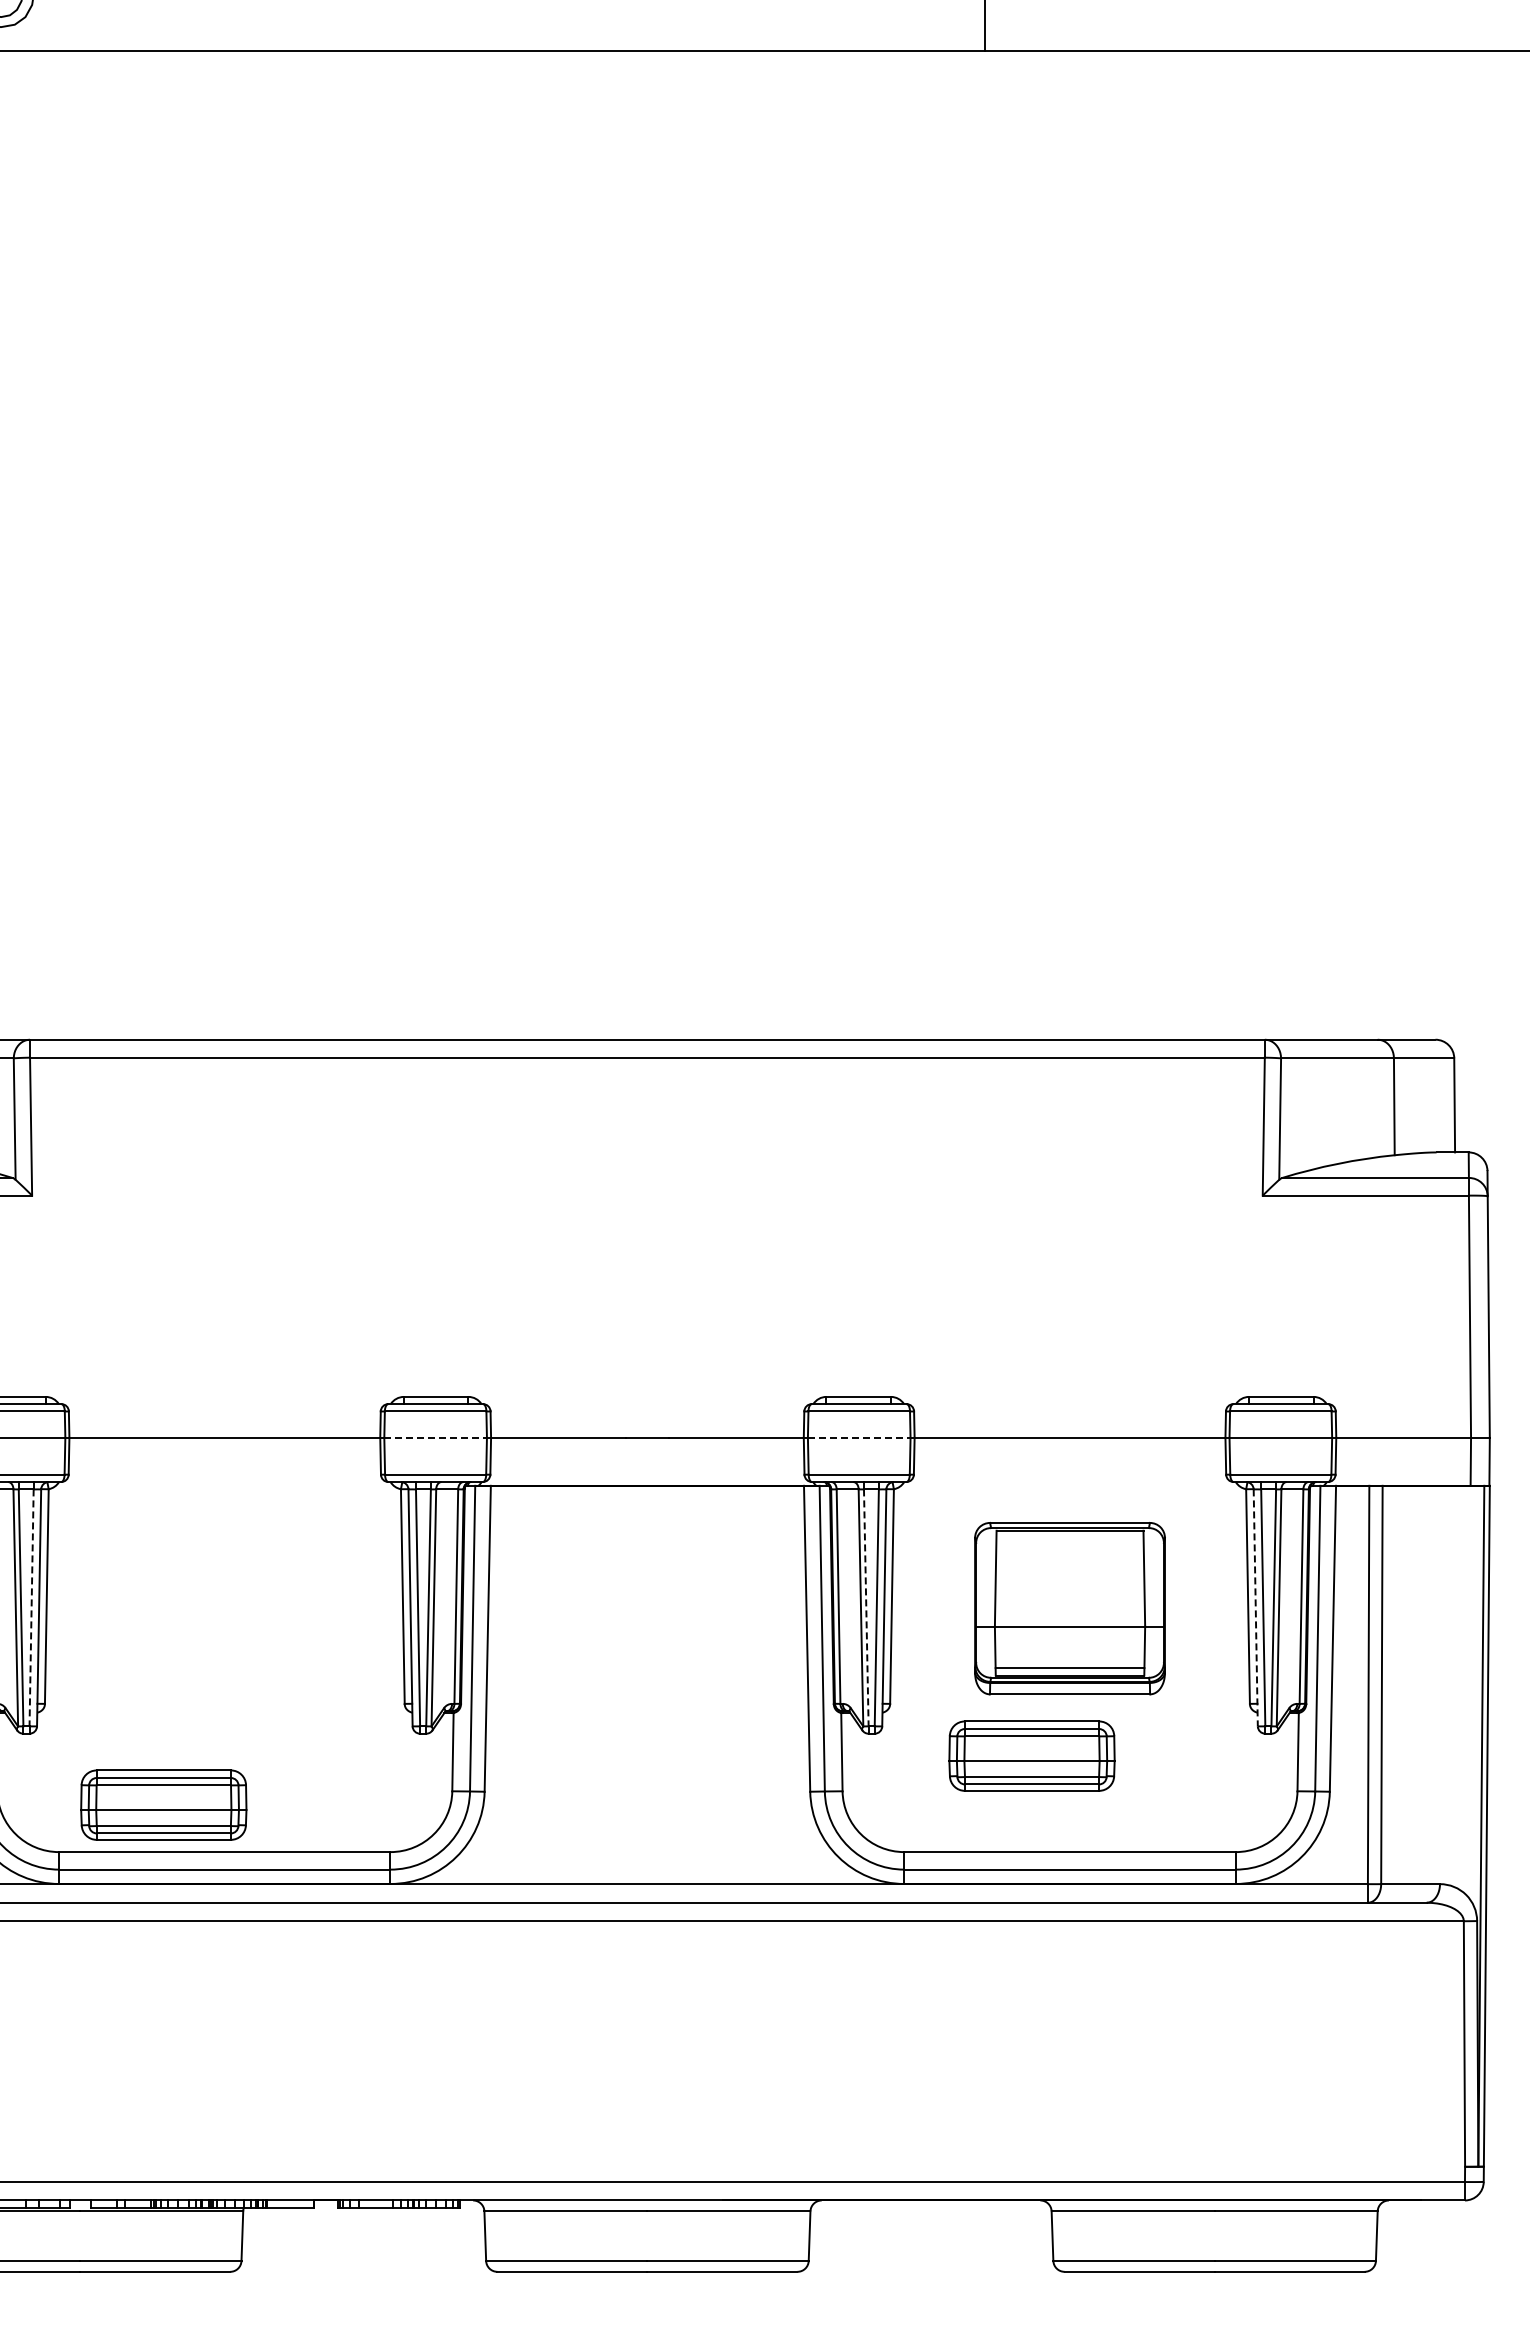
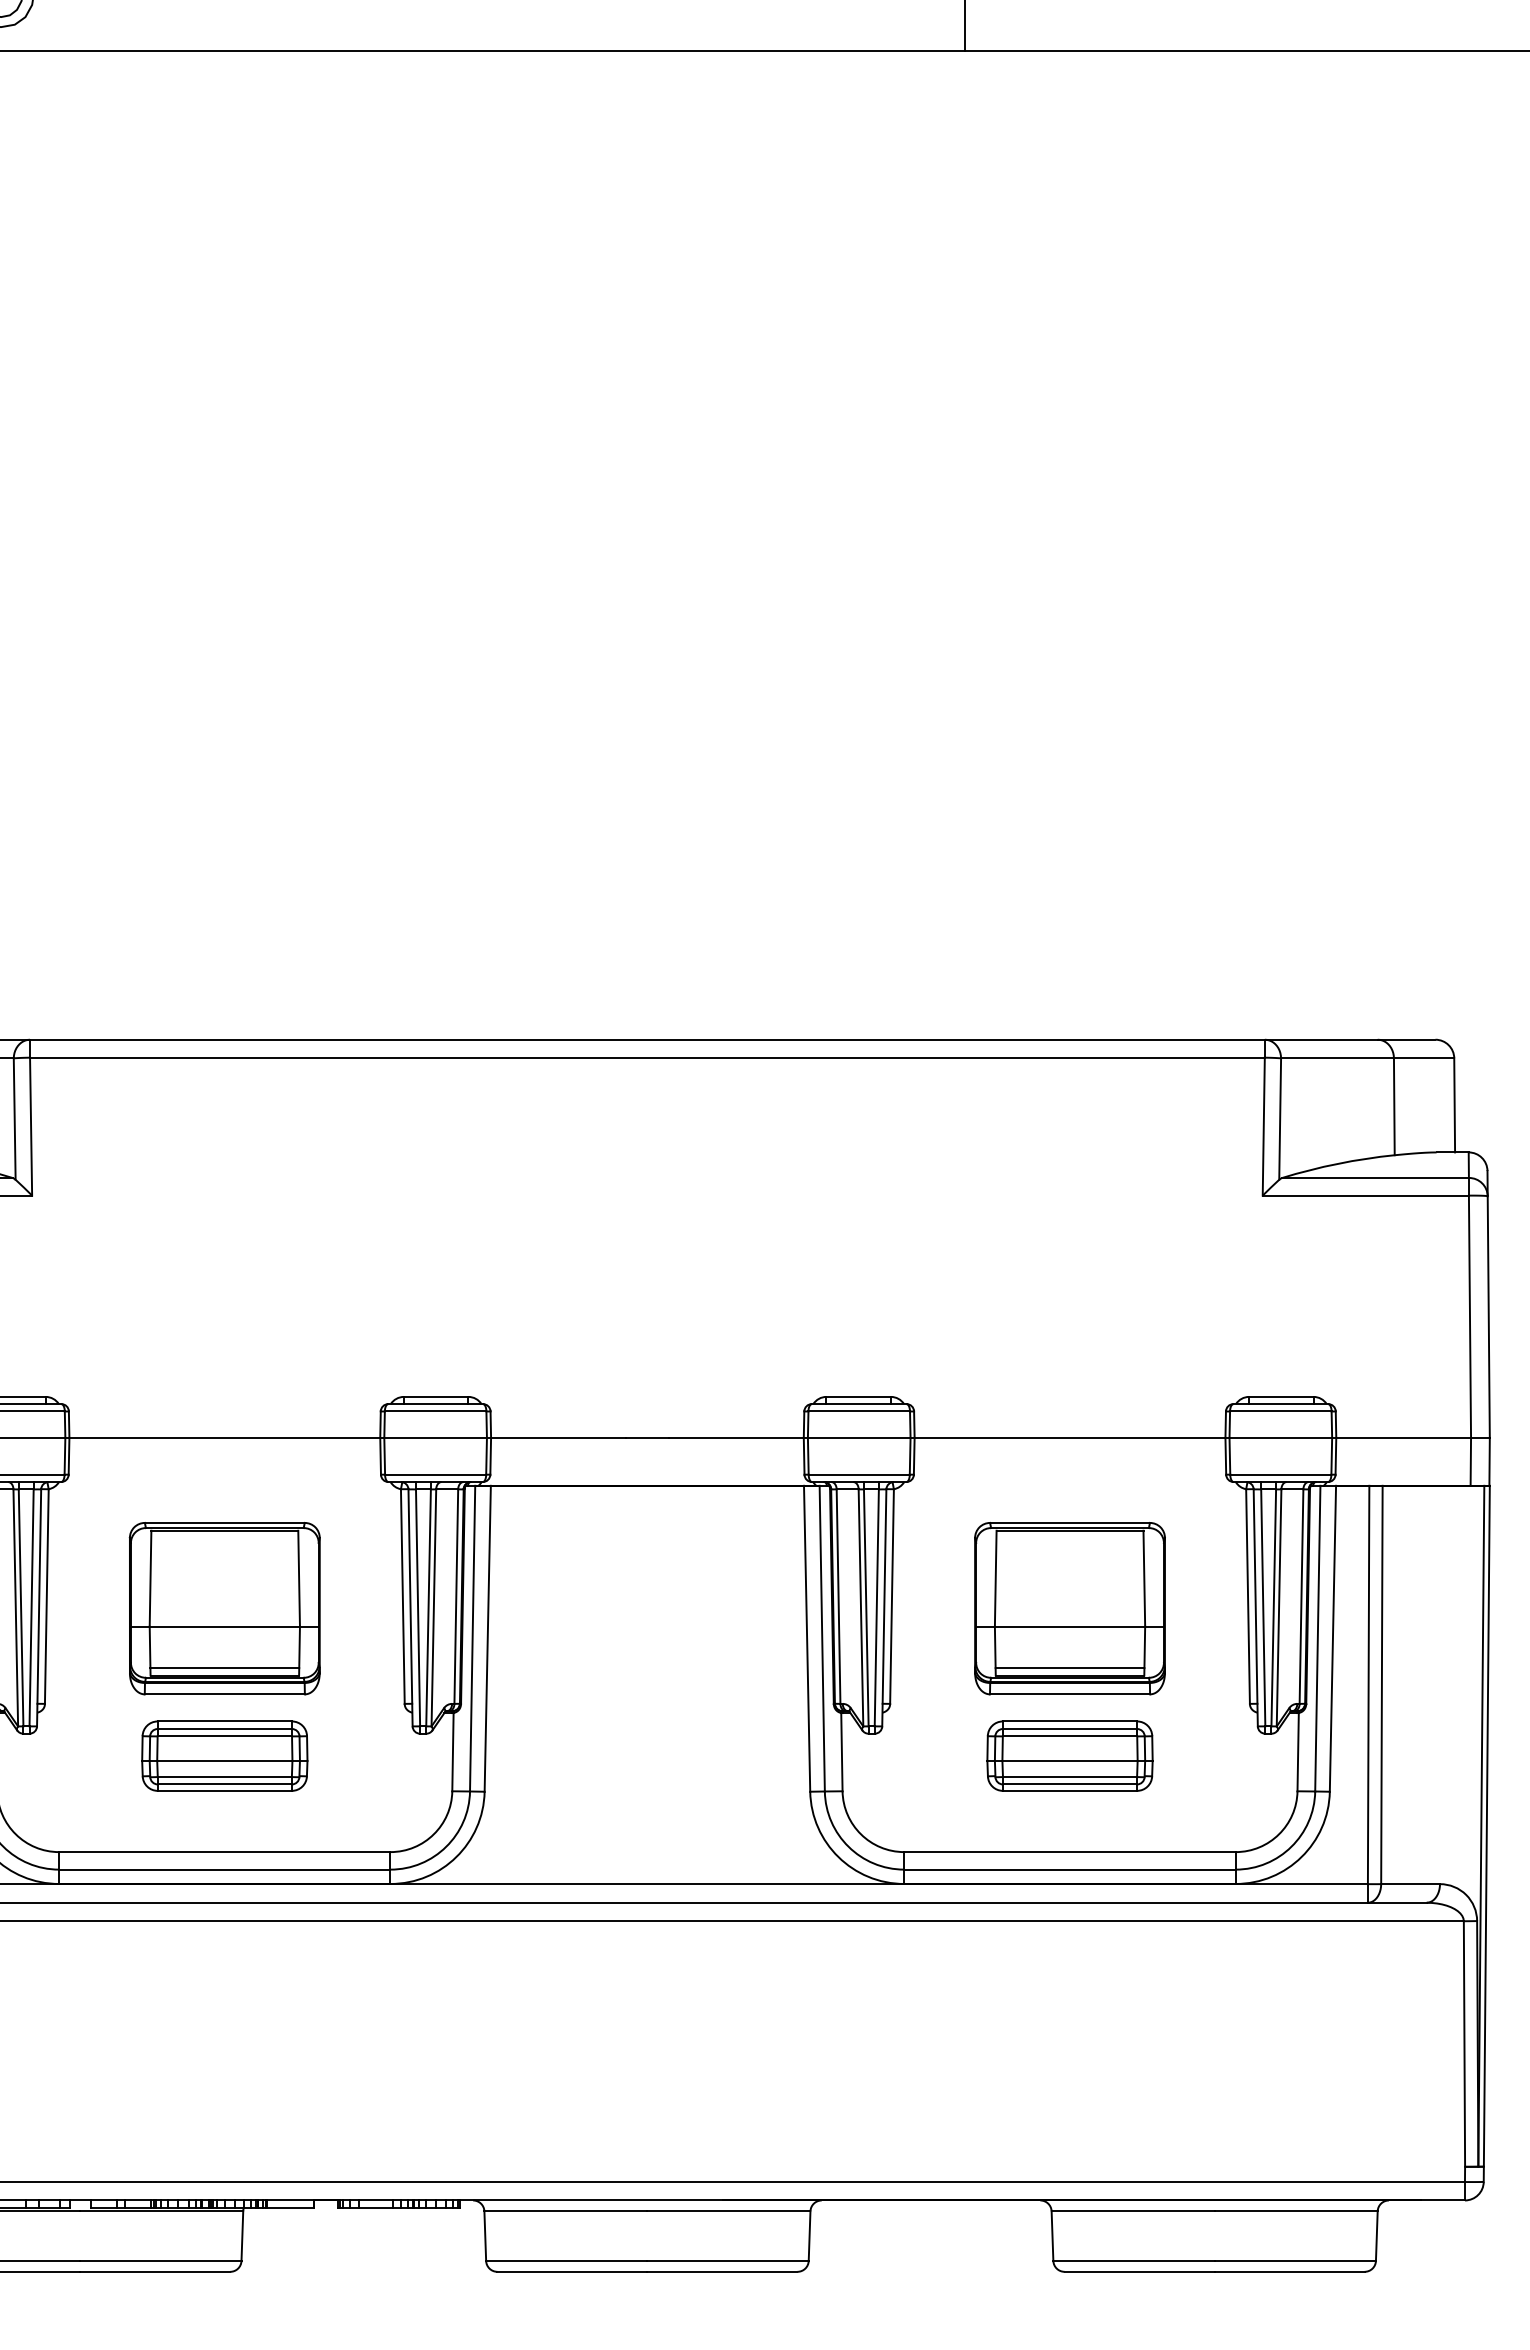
line position: (985, 26) -> (965, 26) (965, 26)
line: dashed -> solid (436, 1437)
line: dashed -> solid (859, 1437)
line: dashed -> solid (31, 1608)
part: none -> present (224, 1608)
line: dashed -> solid (866, 1608)
line: dashed -> solid (1255, 1608)
part position: (1031, 1755) -> (1069, 1755) (1069, 1755)
part position: (163, 1804) -> (224, 1755) (224, 1755)
